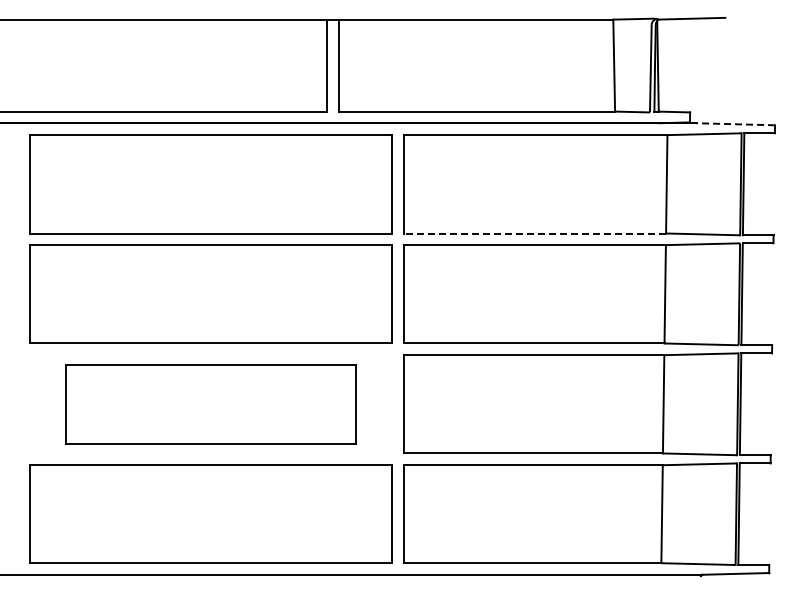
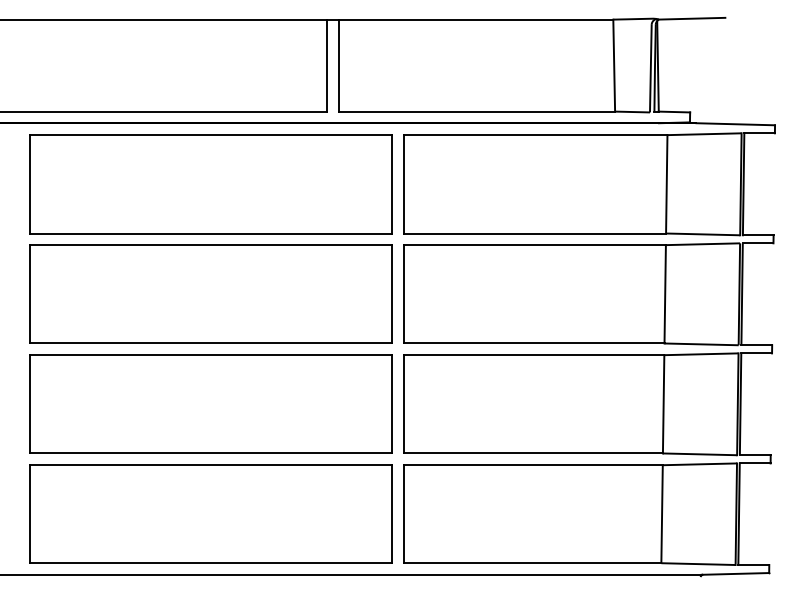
line: dashed -> solid (735, 124)
line: dashed -> solid (534, 233)
part size: 292x81 px -> 364x100 px (210, 403)
